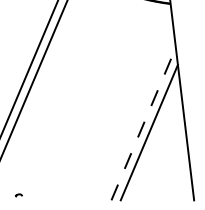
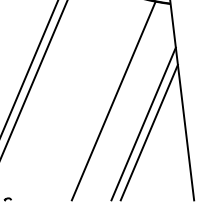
line: none -> present (113, 101)
line: dashed -> solid (143, 124)
part position: (18, 195) -> (7, 199) (7, 199)
